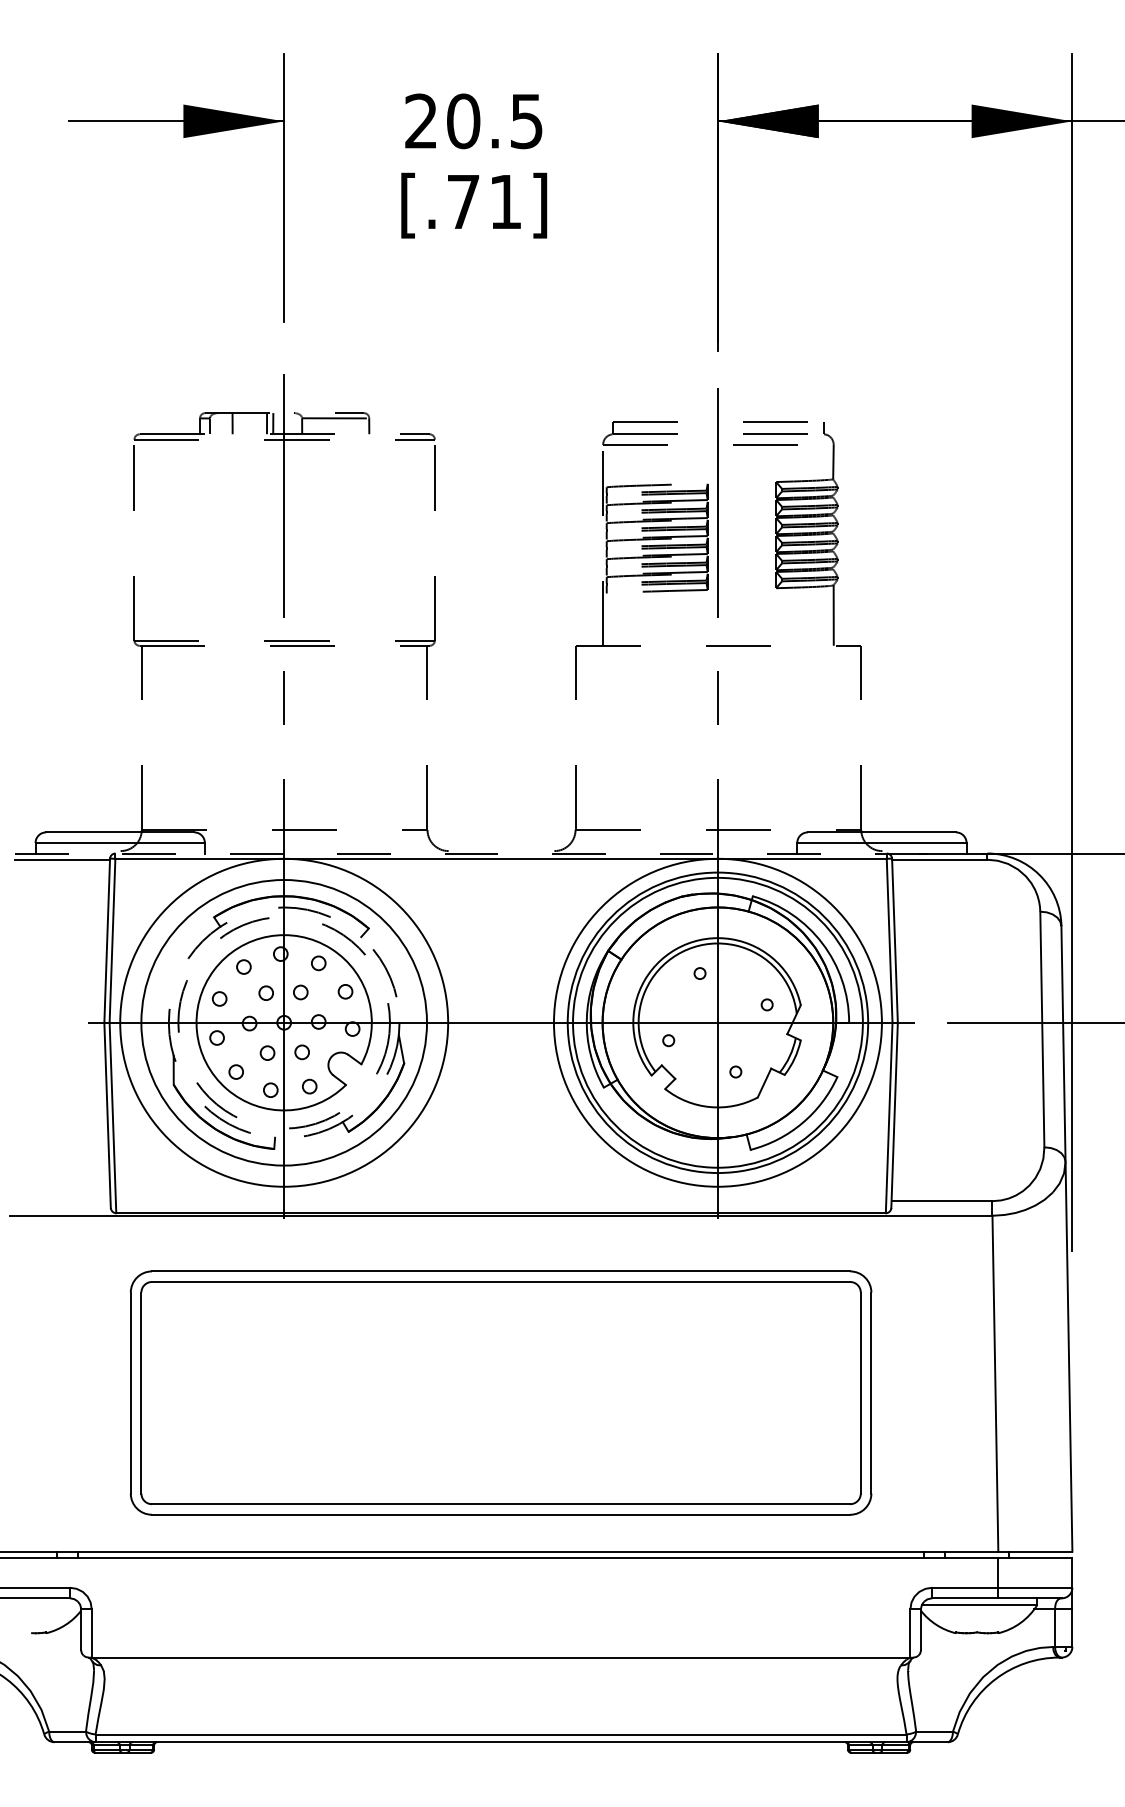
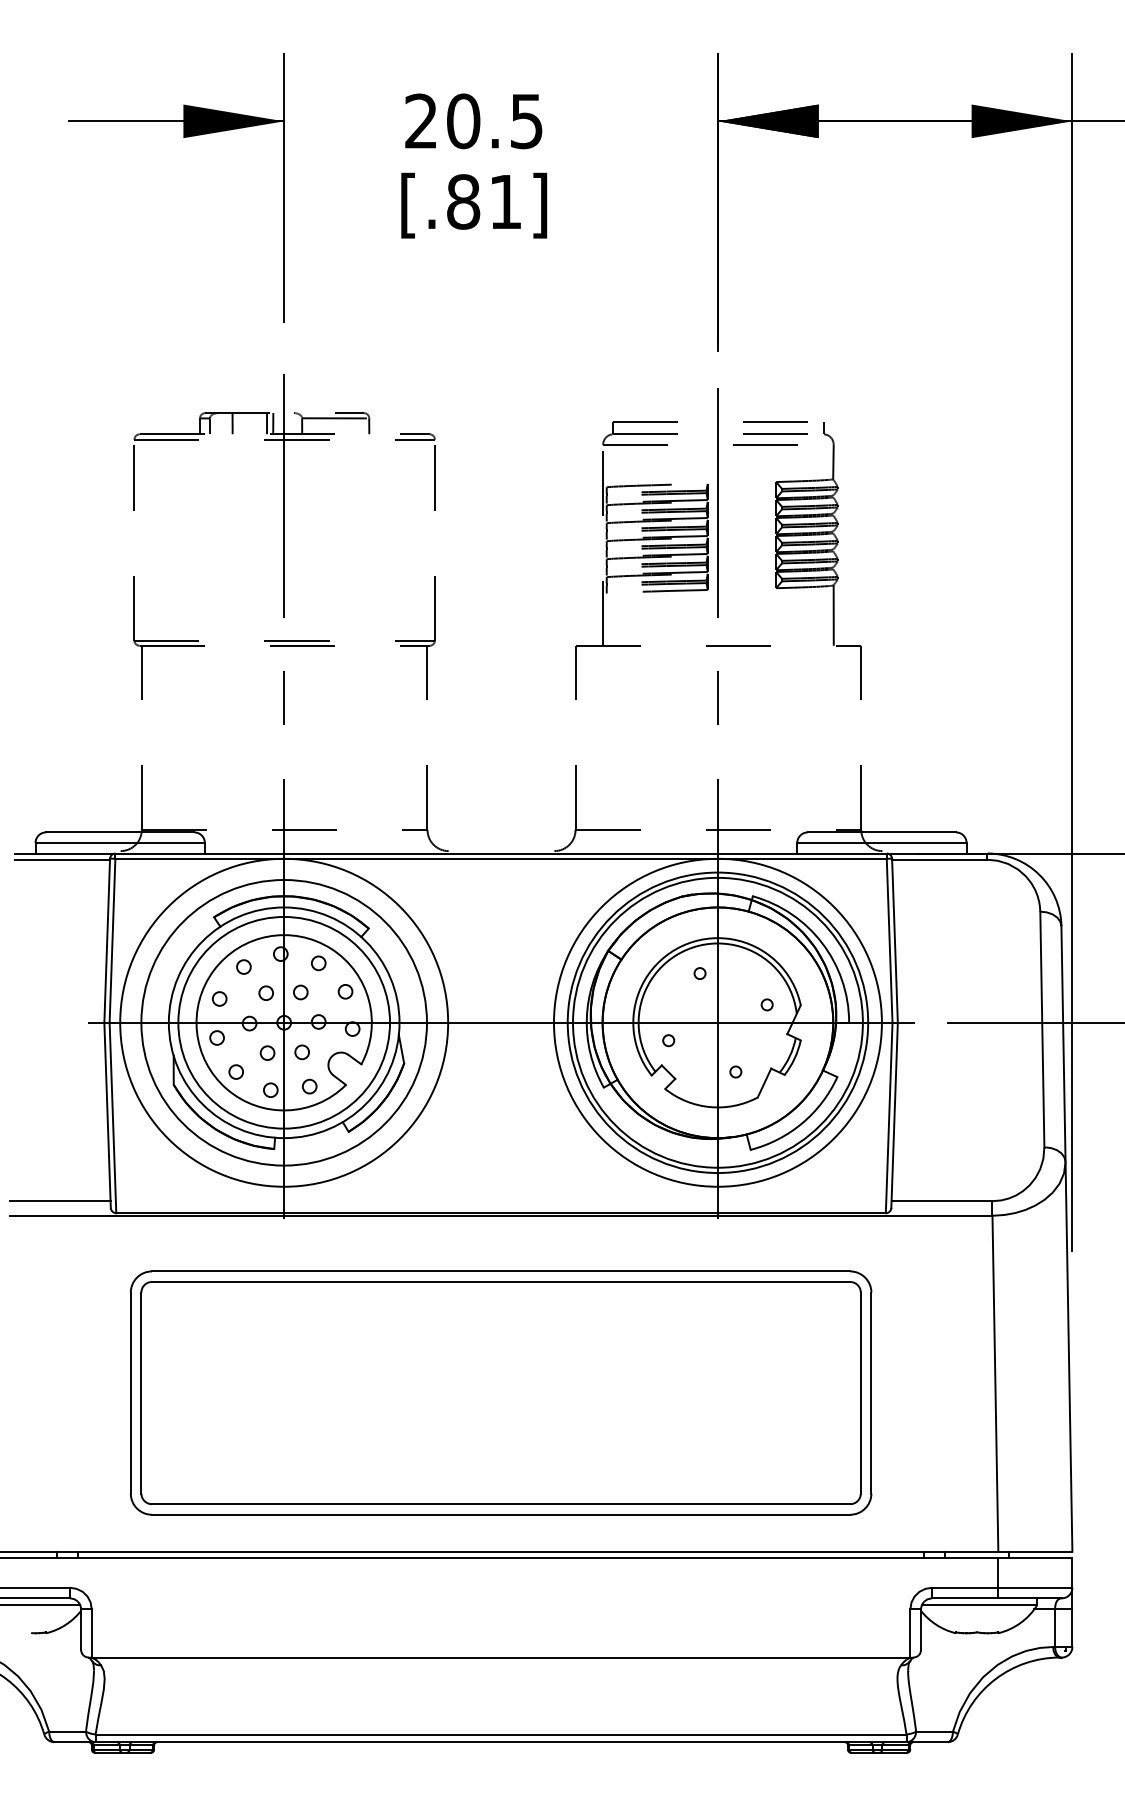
text: [.71] -> [.81] (463, 201)
line: dashed -> solid (501, 853)
circle: dashed -> solid (283, 1022)
circle: dashed -> solid (284, 1022)
line: none -> present (59, 1201)
line: none -> present (41, 1605)
